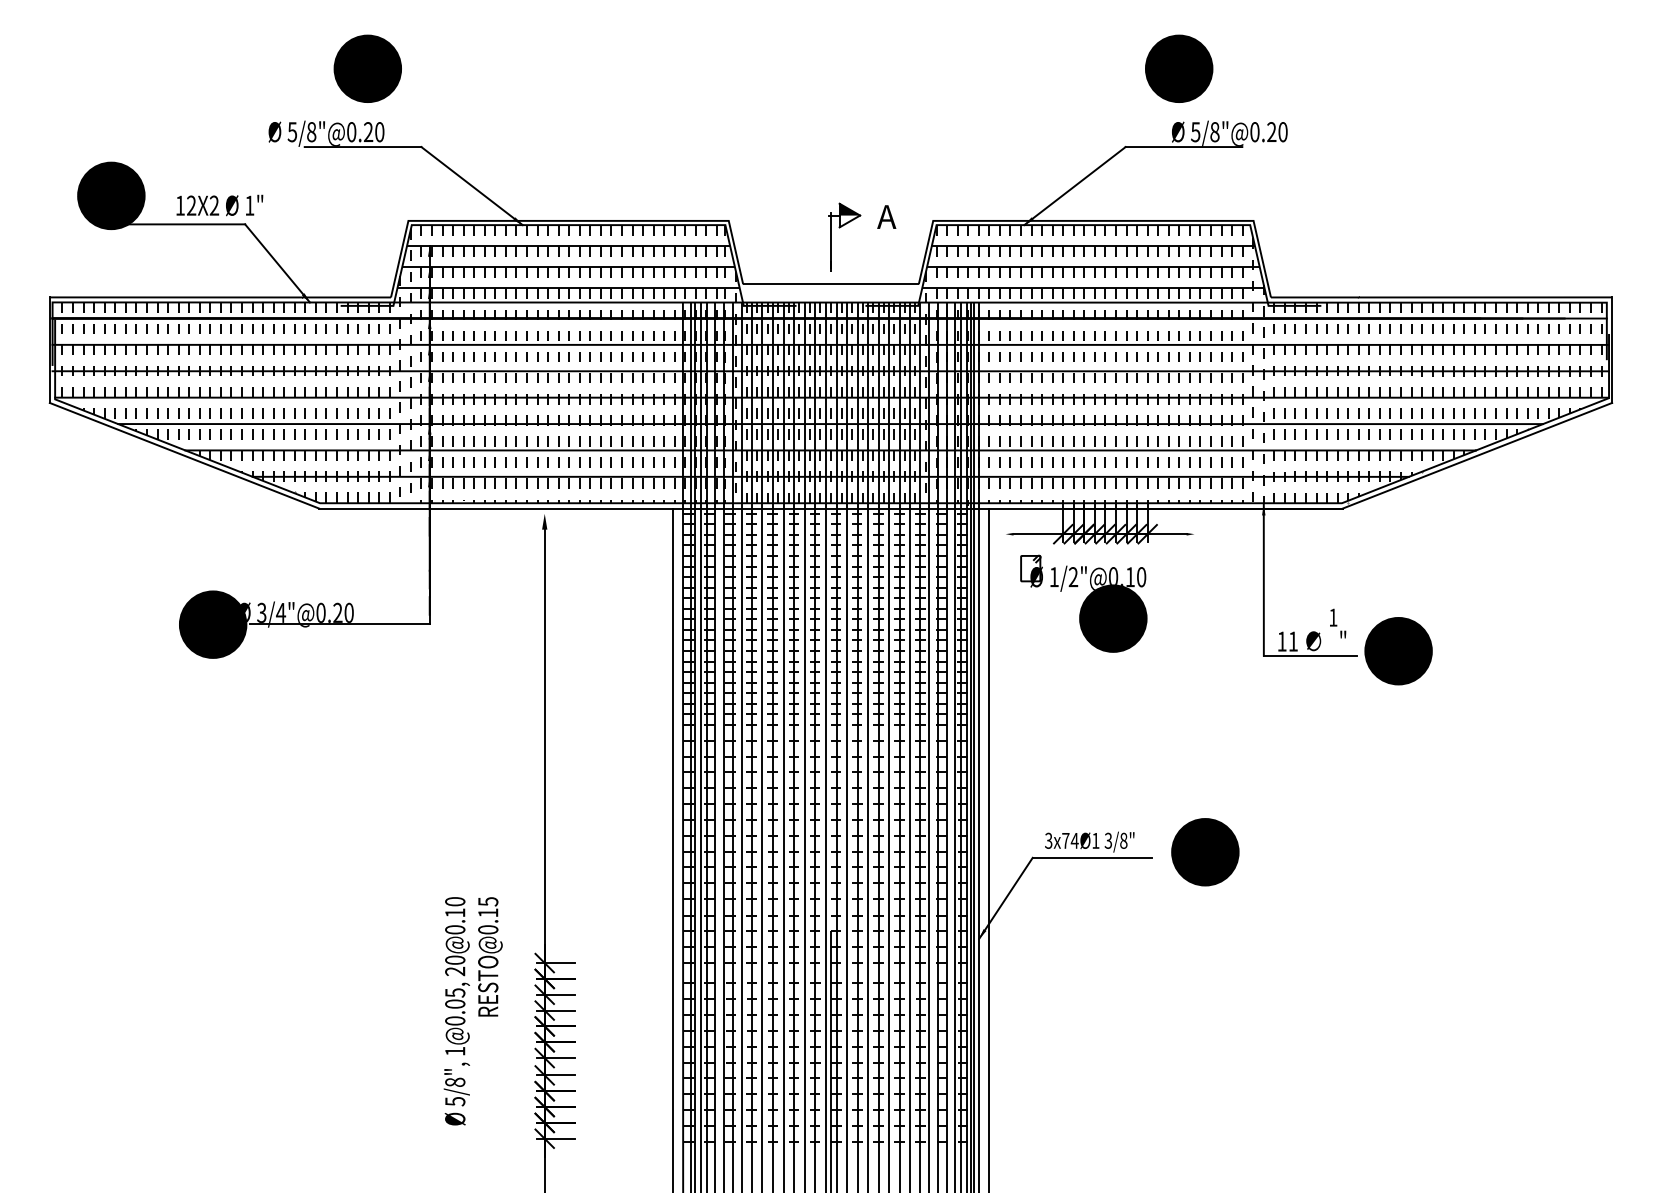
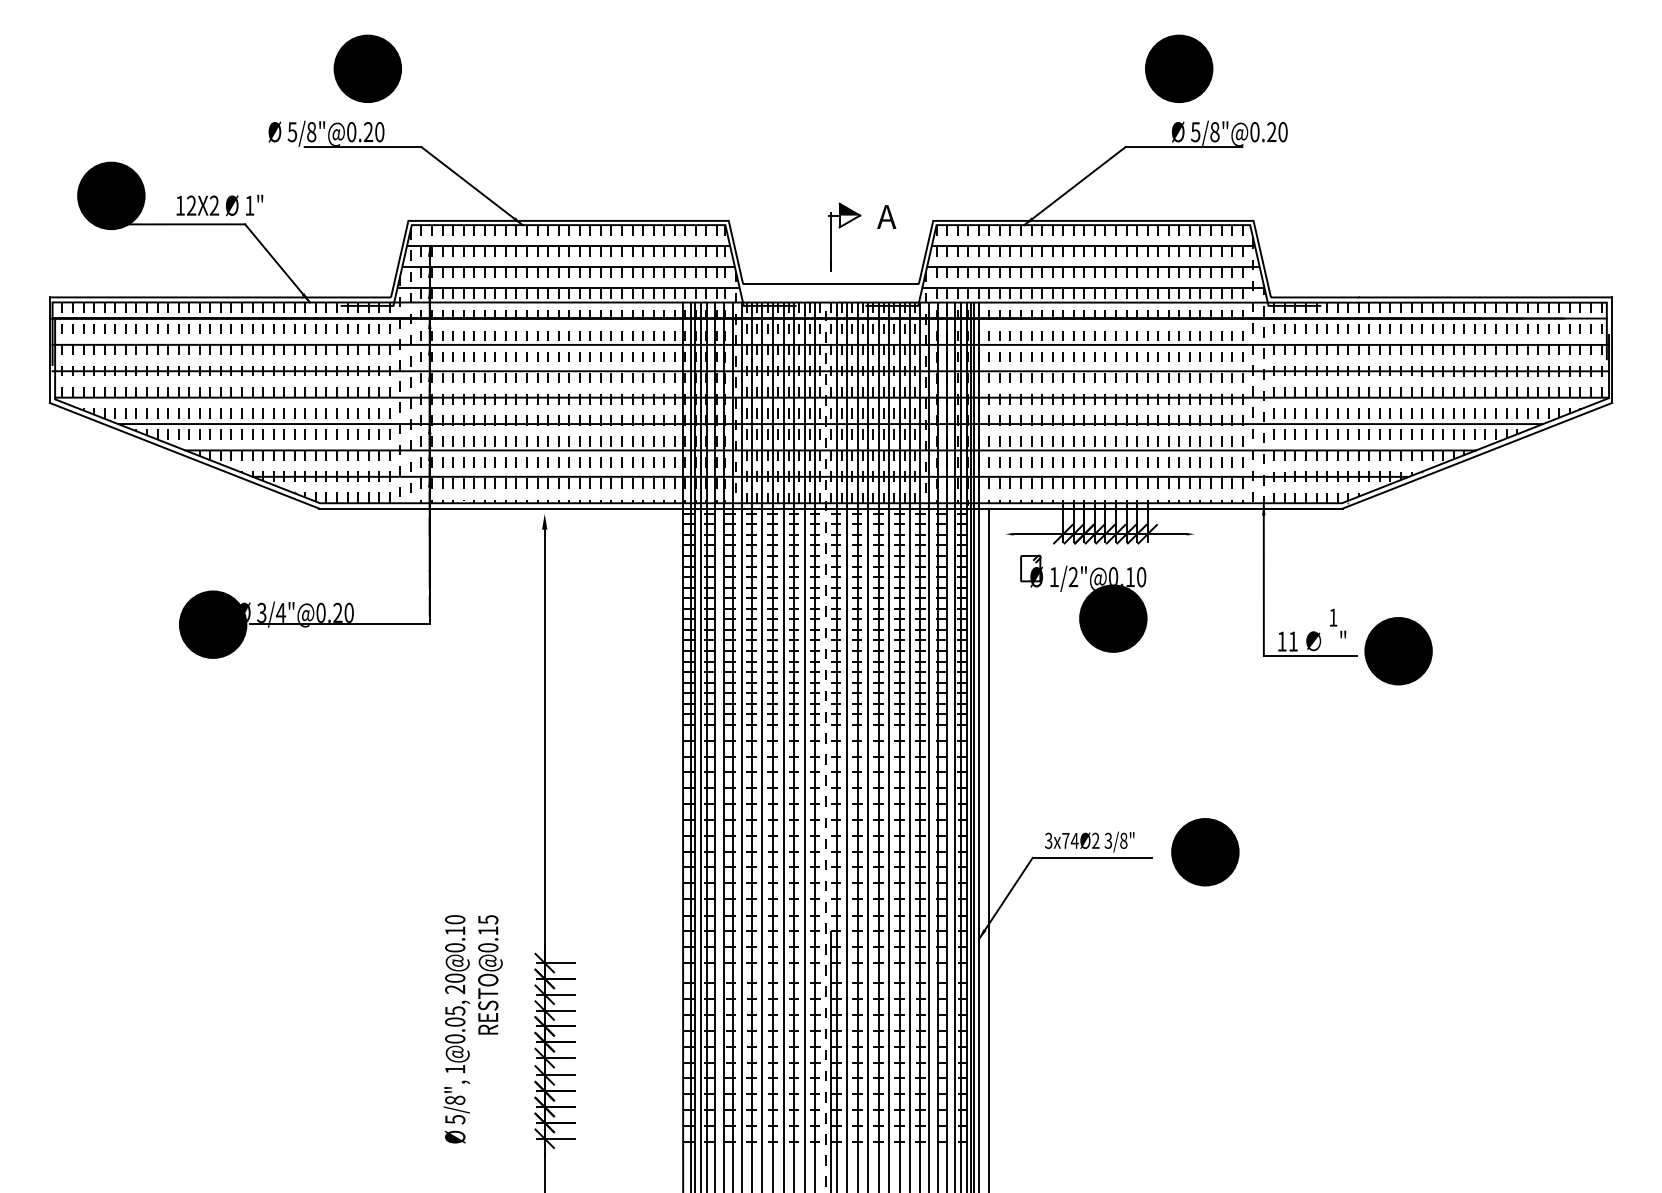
line: solid -> dashed (826, 747)
text: 3x74Ø1 -> 3x74Ø2 (1095, 840)
line: present -> none (672, 848)
text position: (472, 1011) -> (472, 1029) (472, 1029)
